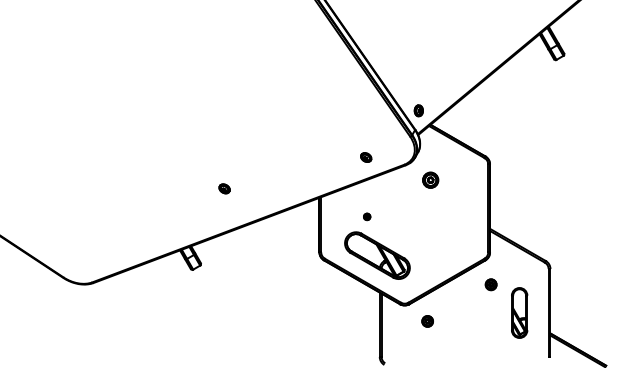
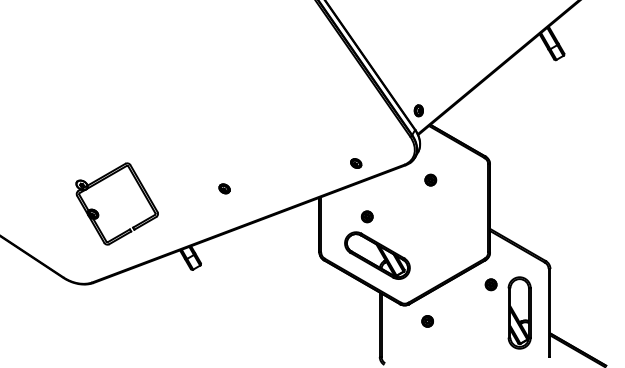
part position: (366, 157) -> (356, 163) (356, 163)
part size: 18x18 px -> 14x14 px (430, 179)
part: none -> present (116, 203)
part size: 9x10 px -> 14x14 px (366, 216)
part size: 18x52 px -> 25x74 px (519, 312)
